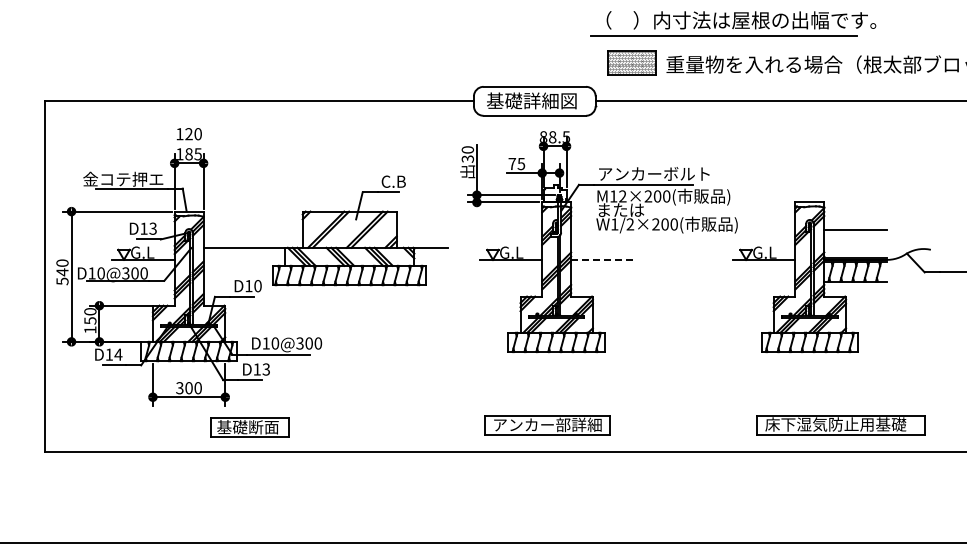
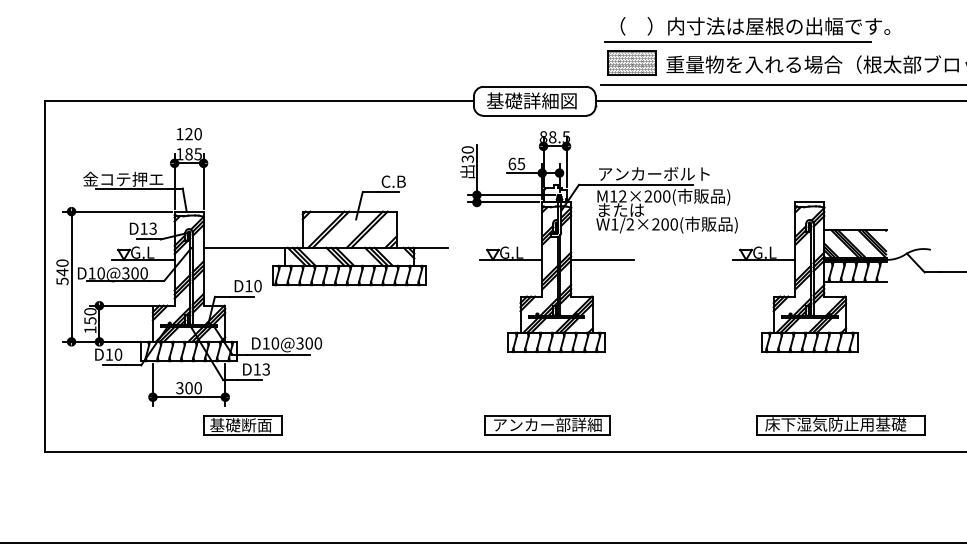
part position: (733, 23) -> (747, 29) (747, 29)
line: none -> present (781, 84)
text: 75 -> 65 (512, 163)
hatch: none -> present (855, 243)
line: dashed -> solid (602, 259)
text: D14 -> D10 (118, 354)
part position: (249, 427) -> (242, 425) (242, 425)
